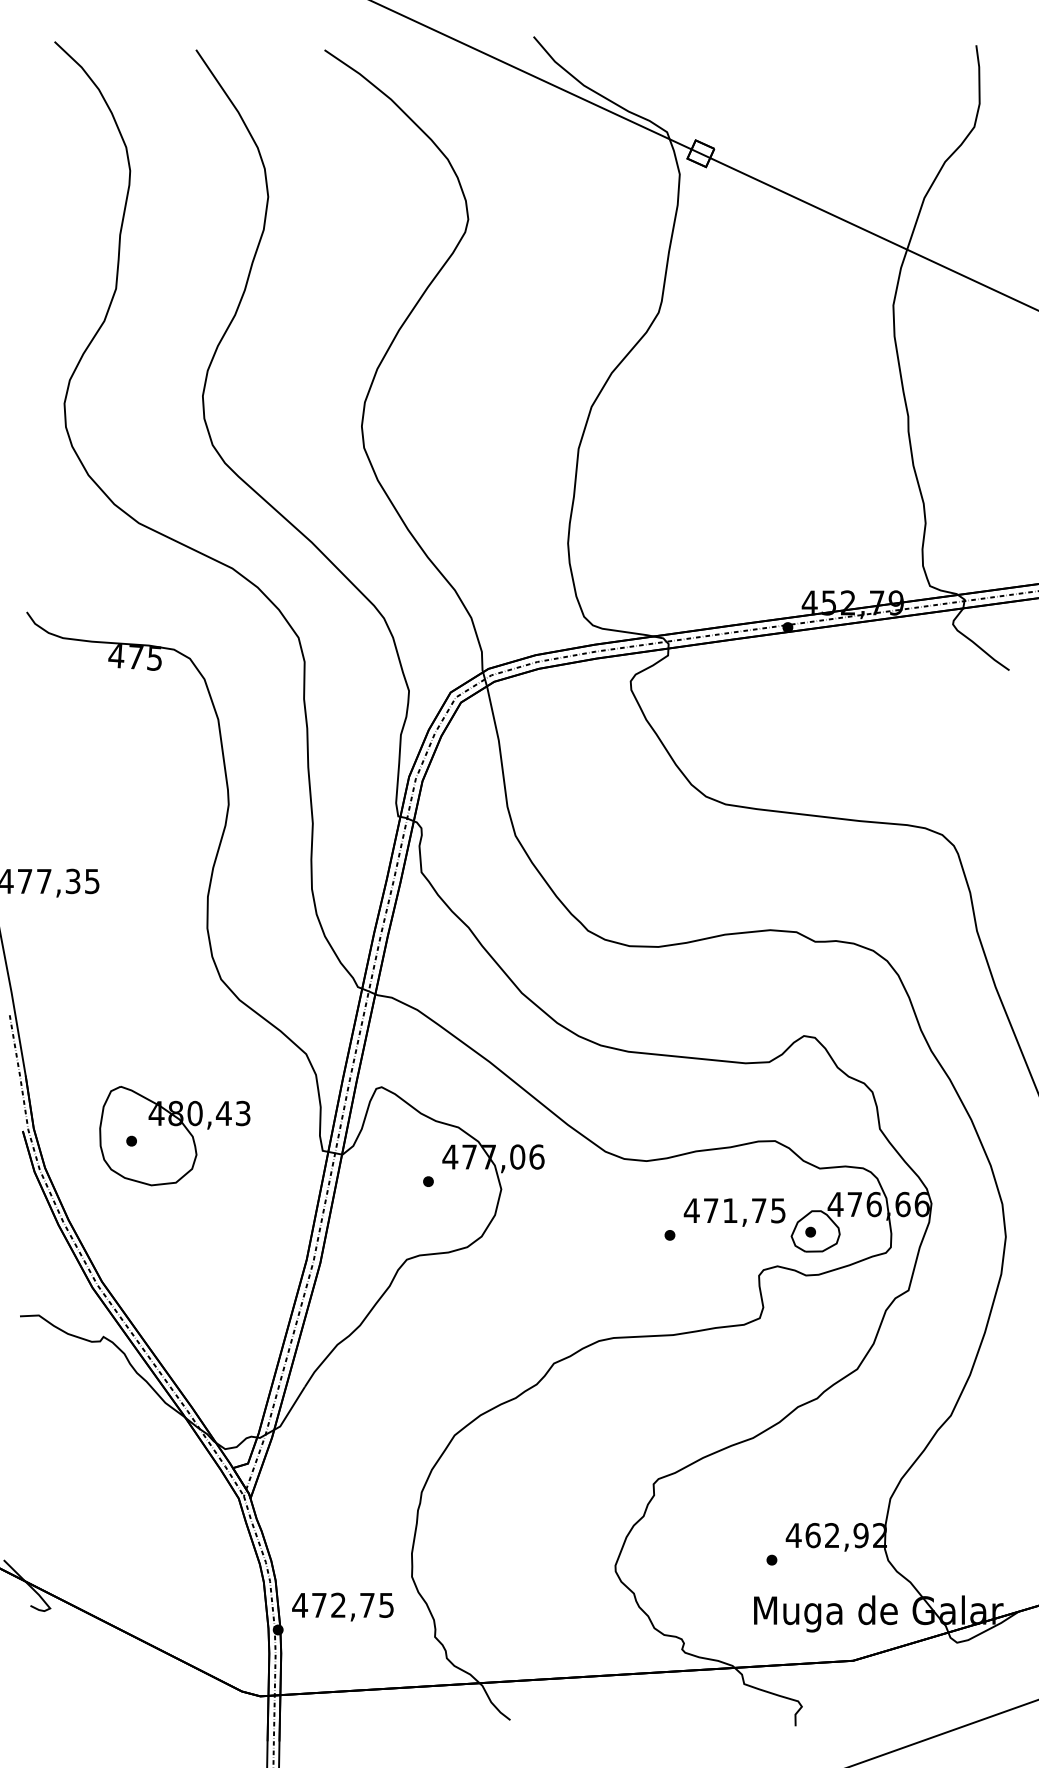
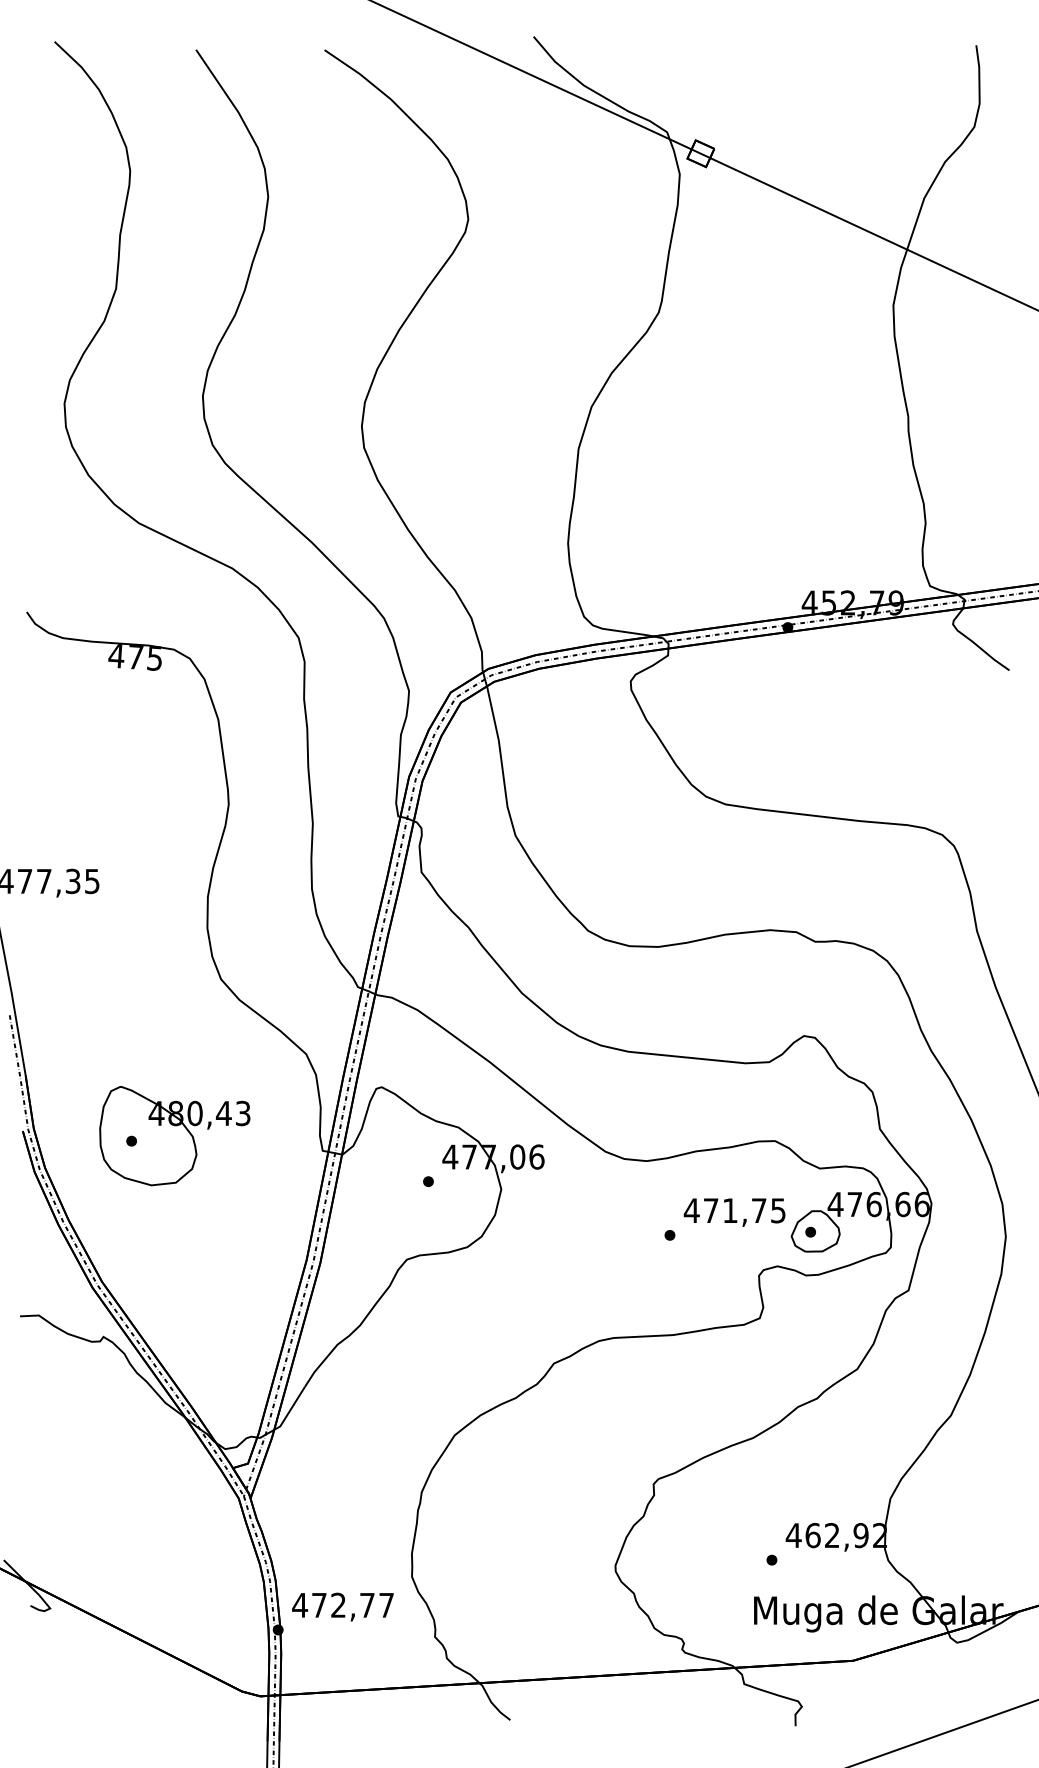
text: 472,75 -> 472,77 (386, 1605)
